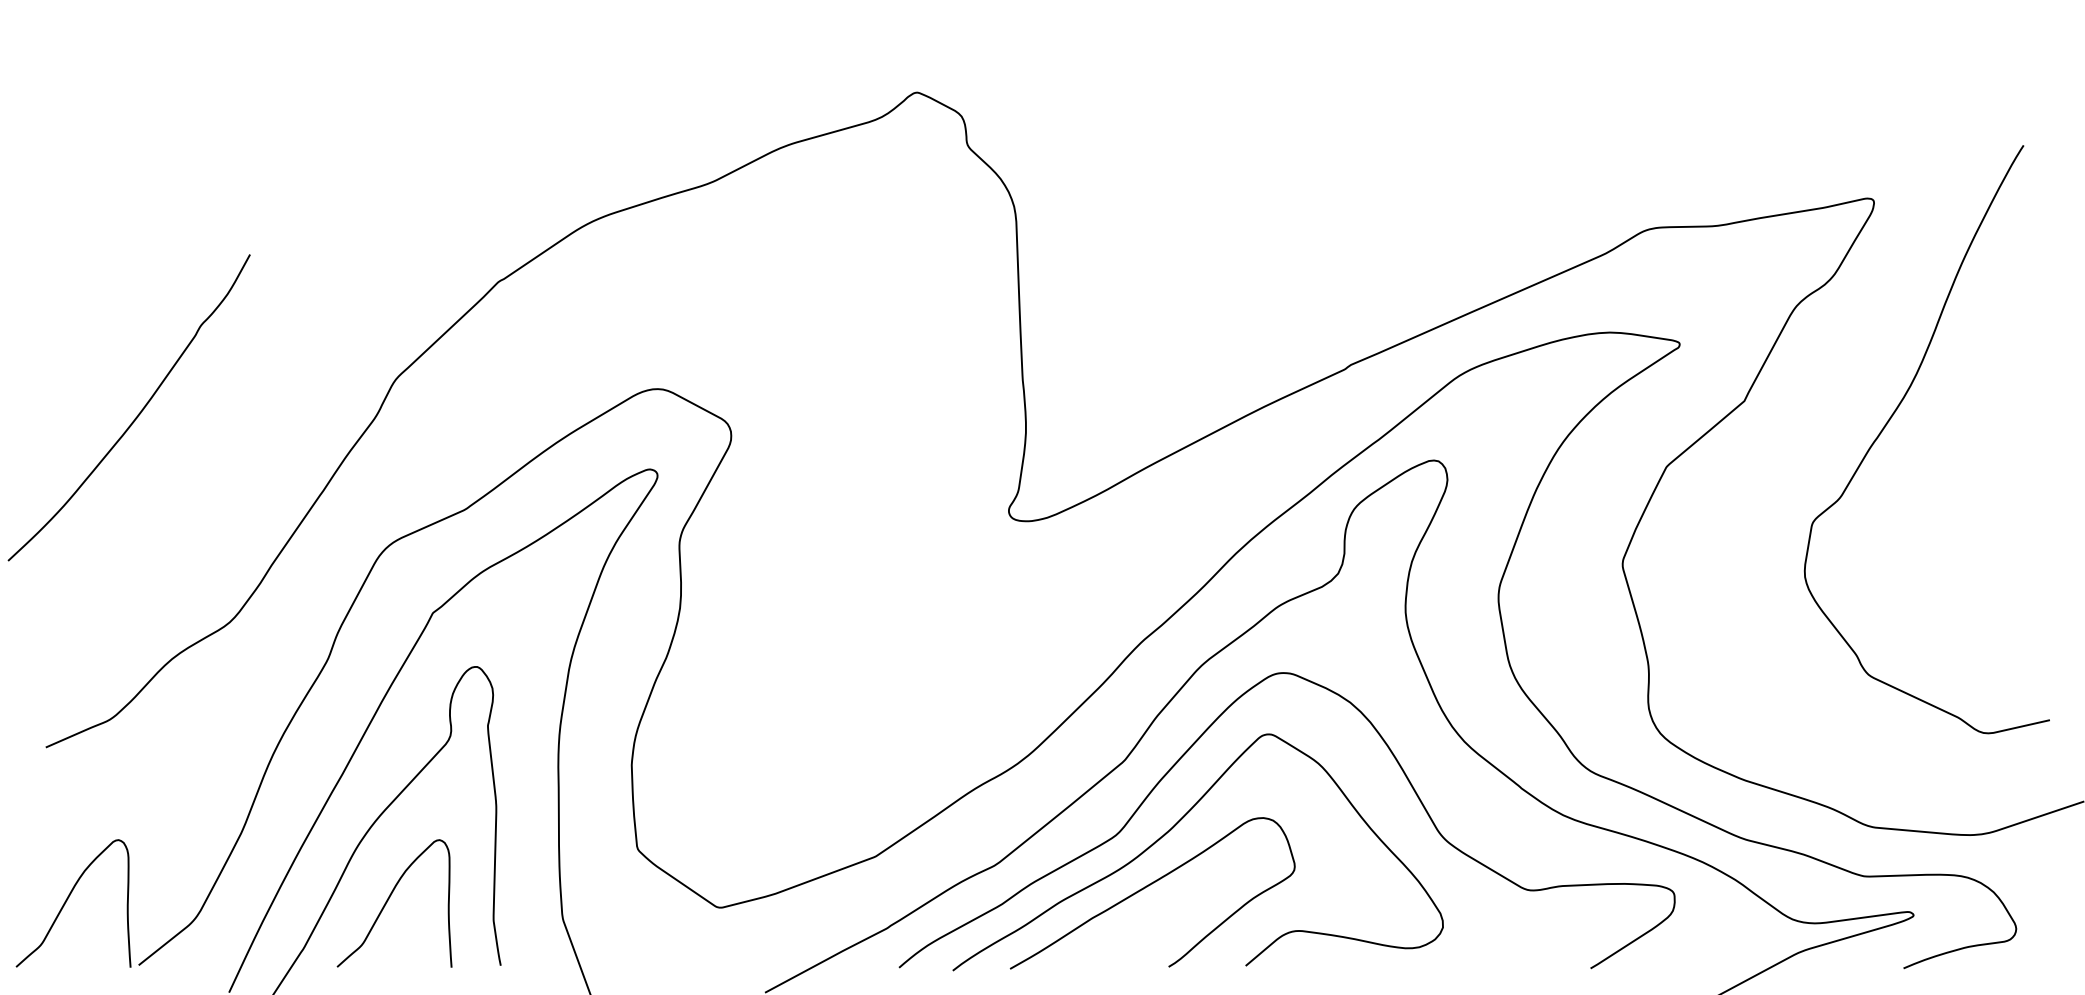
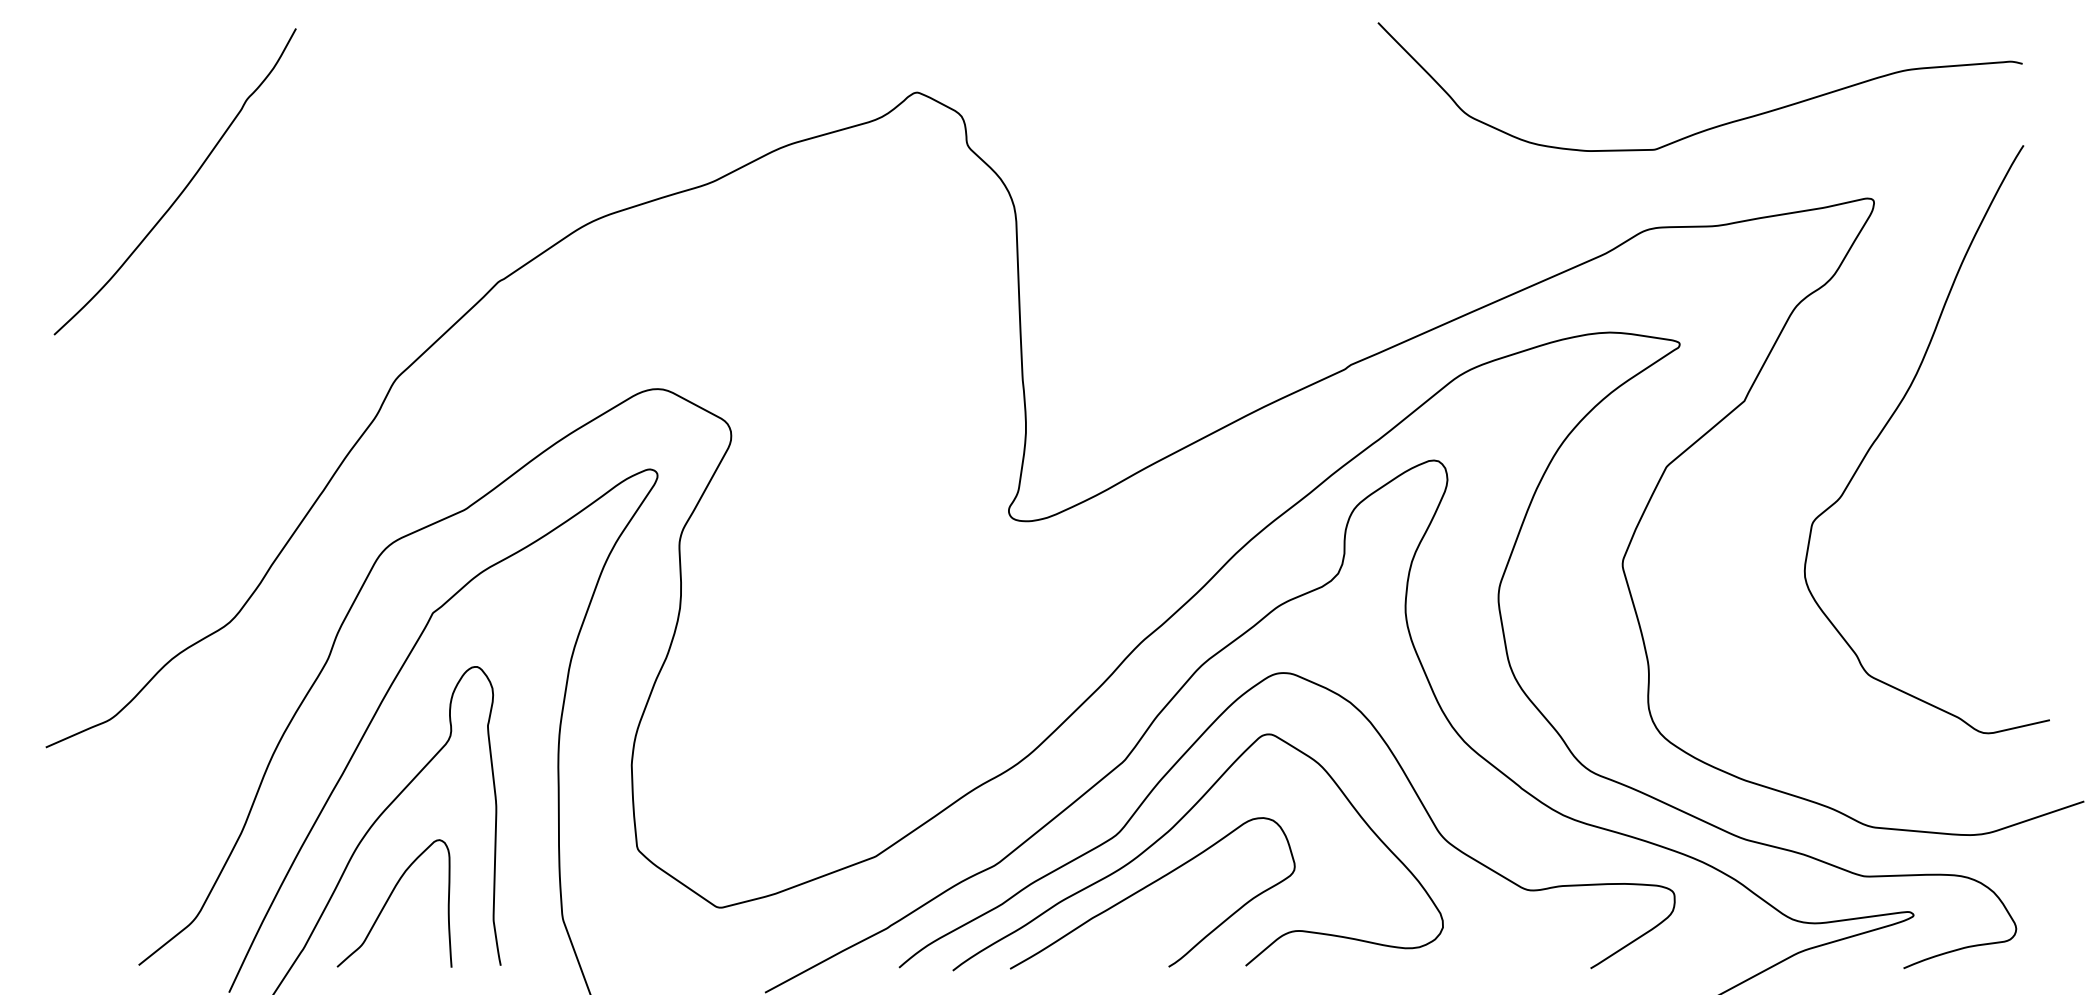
curve: none -> present (1713, 126)
curve position: (138, 413) -> (184, 187) (184, 187)
curve: present -> none (68, 899)
